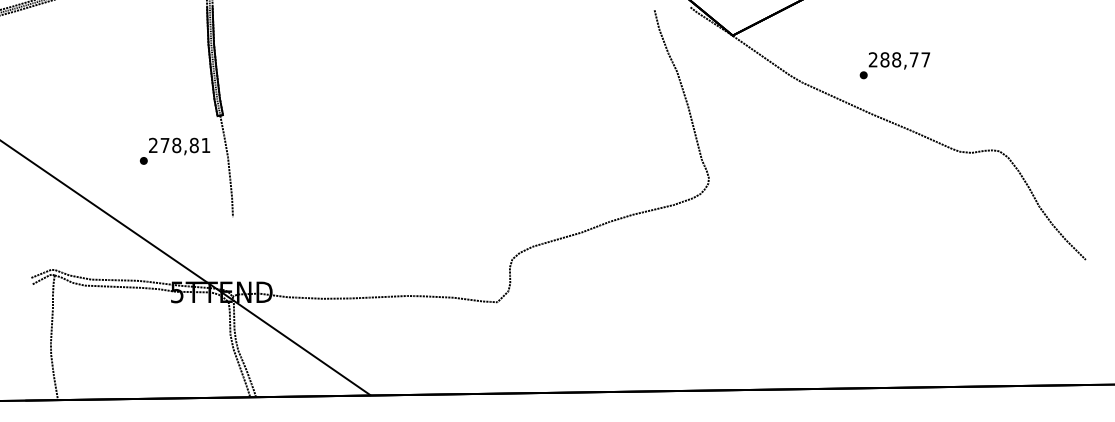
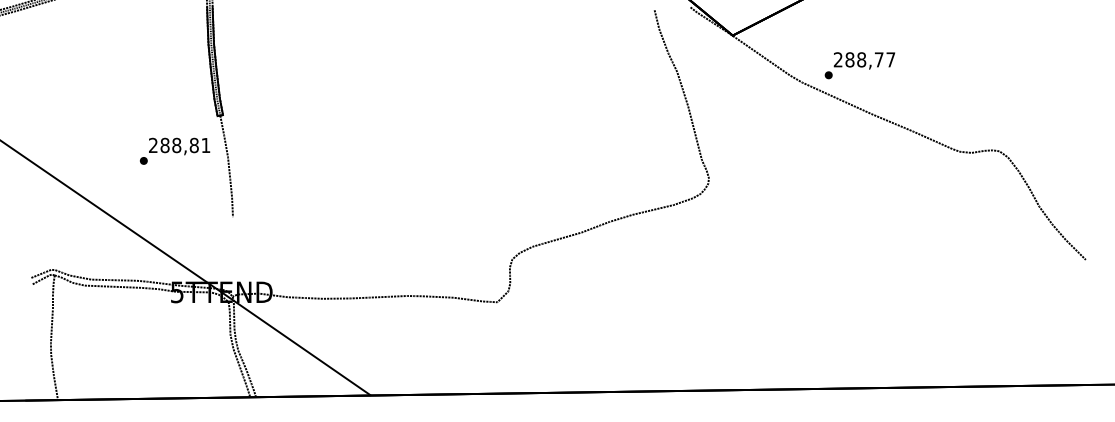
text position: (894, 65) -> (859, 65) (859, 65)
text: 278,81 -> 288,81 (164, 145)
